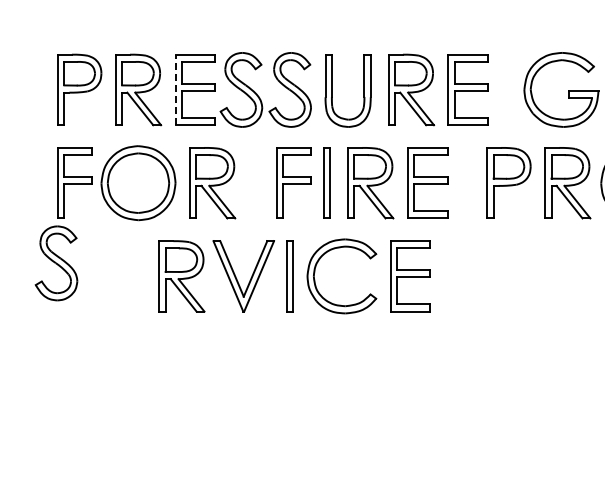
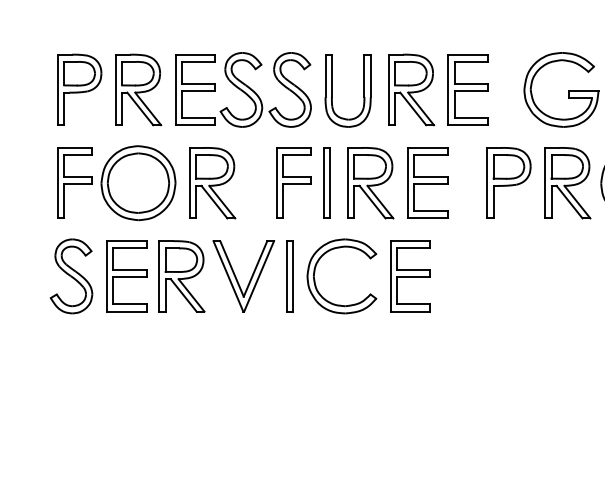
line: dashed -> solid (175, 89)
part position: (56, 263) -> (71, 276) (71, 276)
part: none -> present (126, 276)
